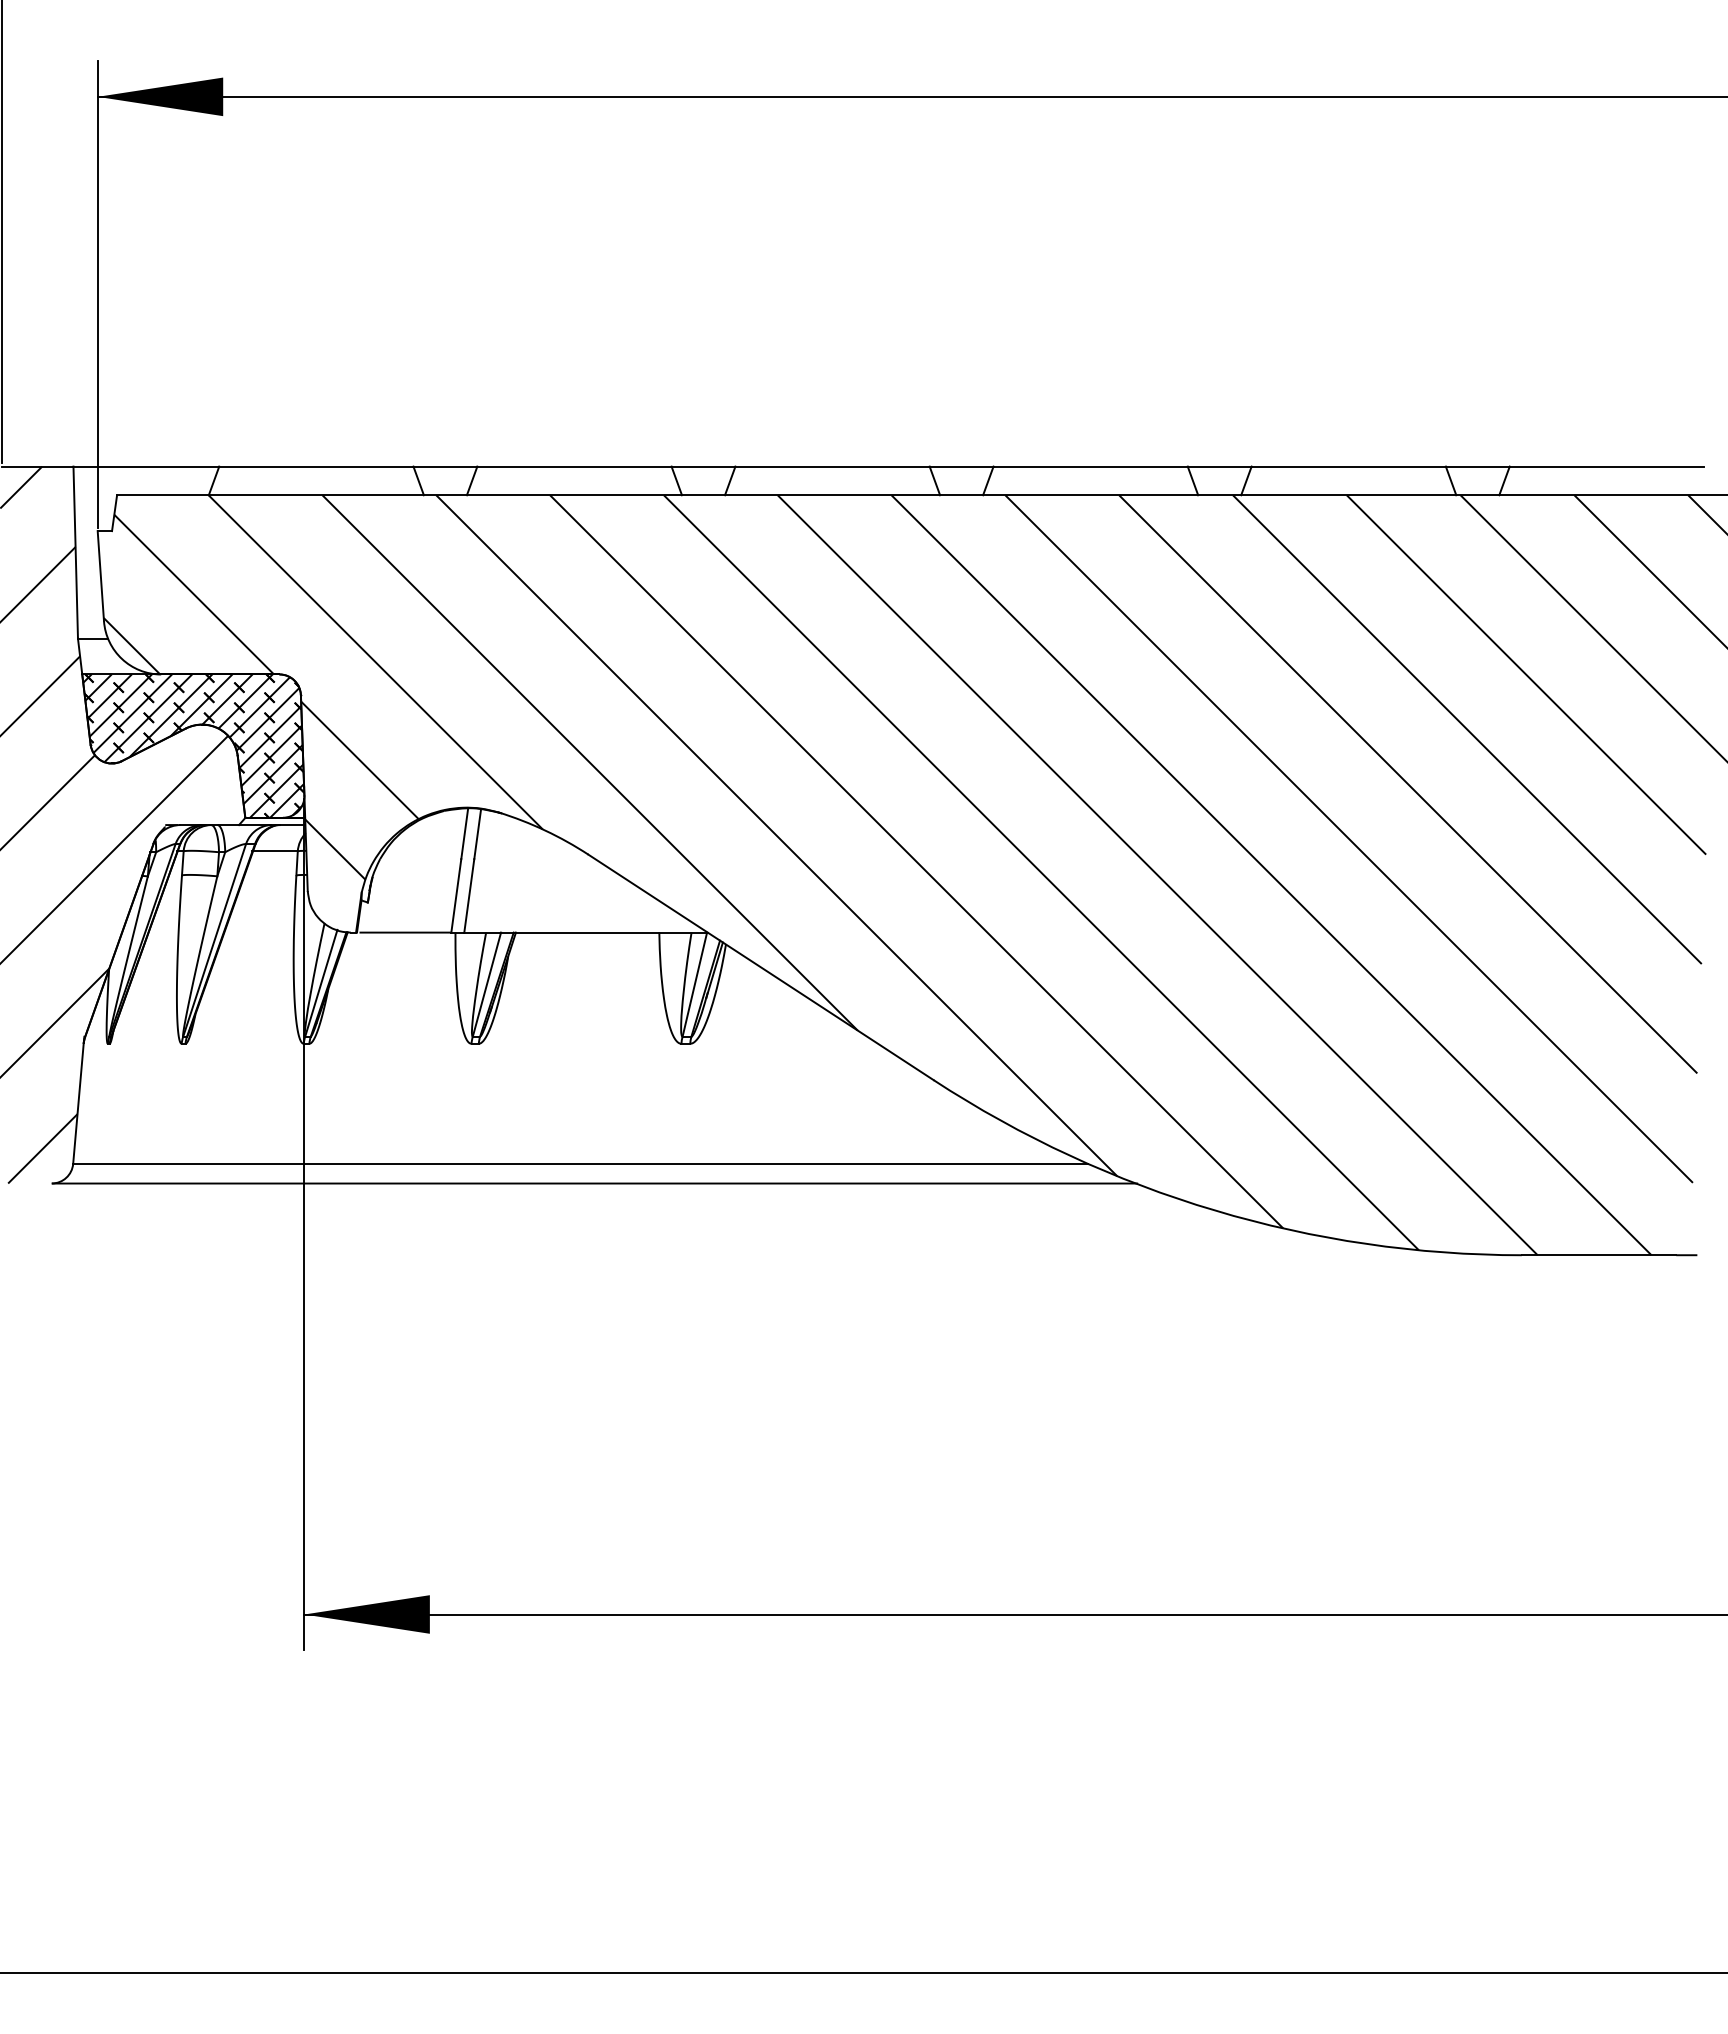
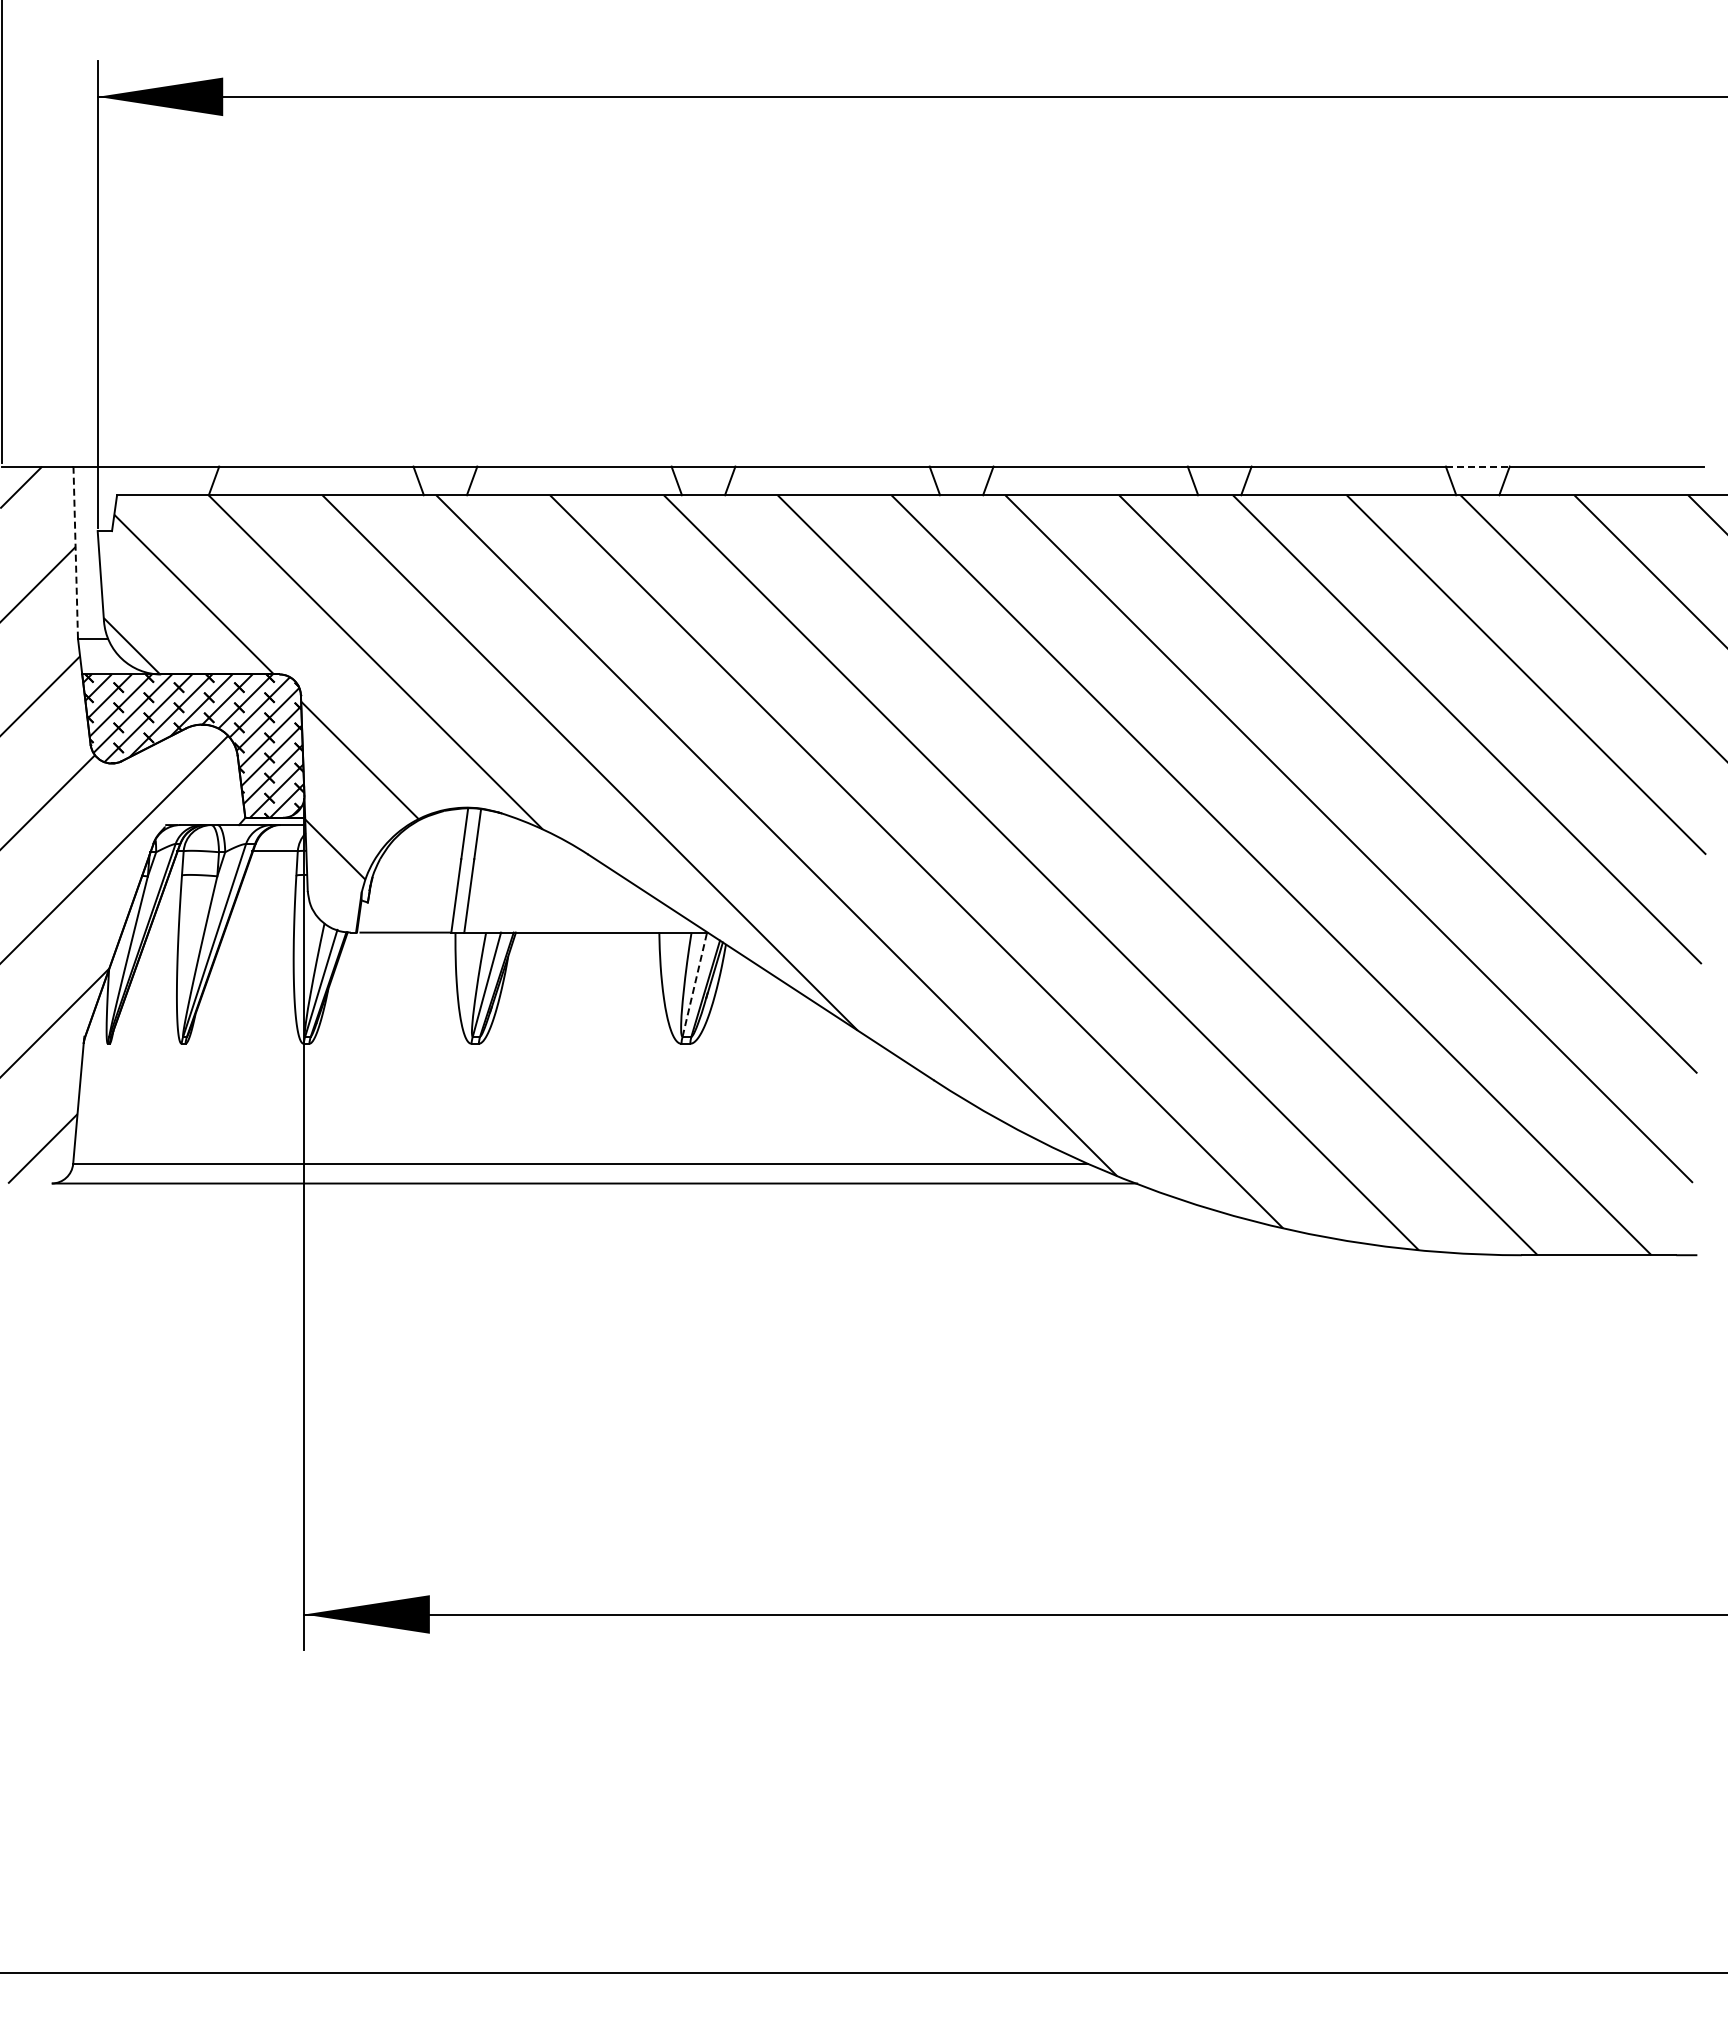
line: solid -> dashed (1477, 466)
line: solid -> dashed (75, 552)
line: solid -> dashed (694, 984)
